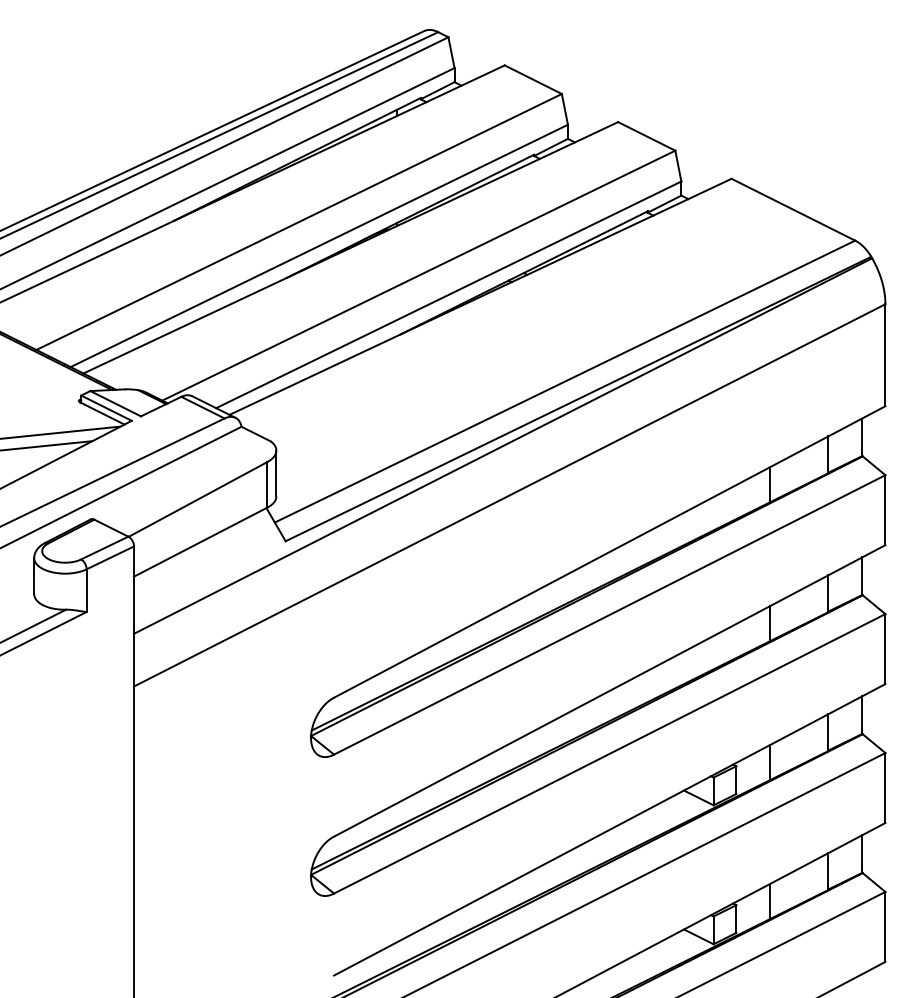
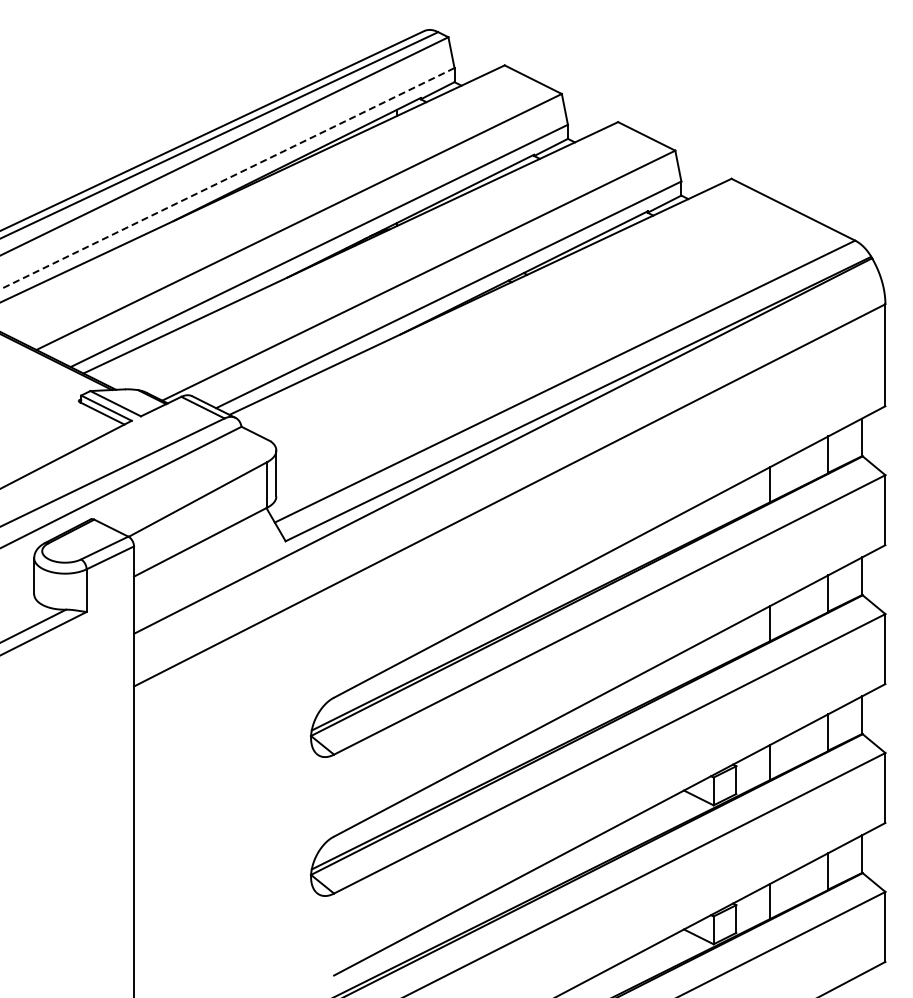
line: solid -> dashed (227, 178)
line: present -> none (61, 432)
line: present -> none (47, 445)
